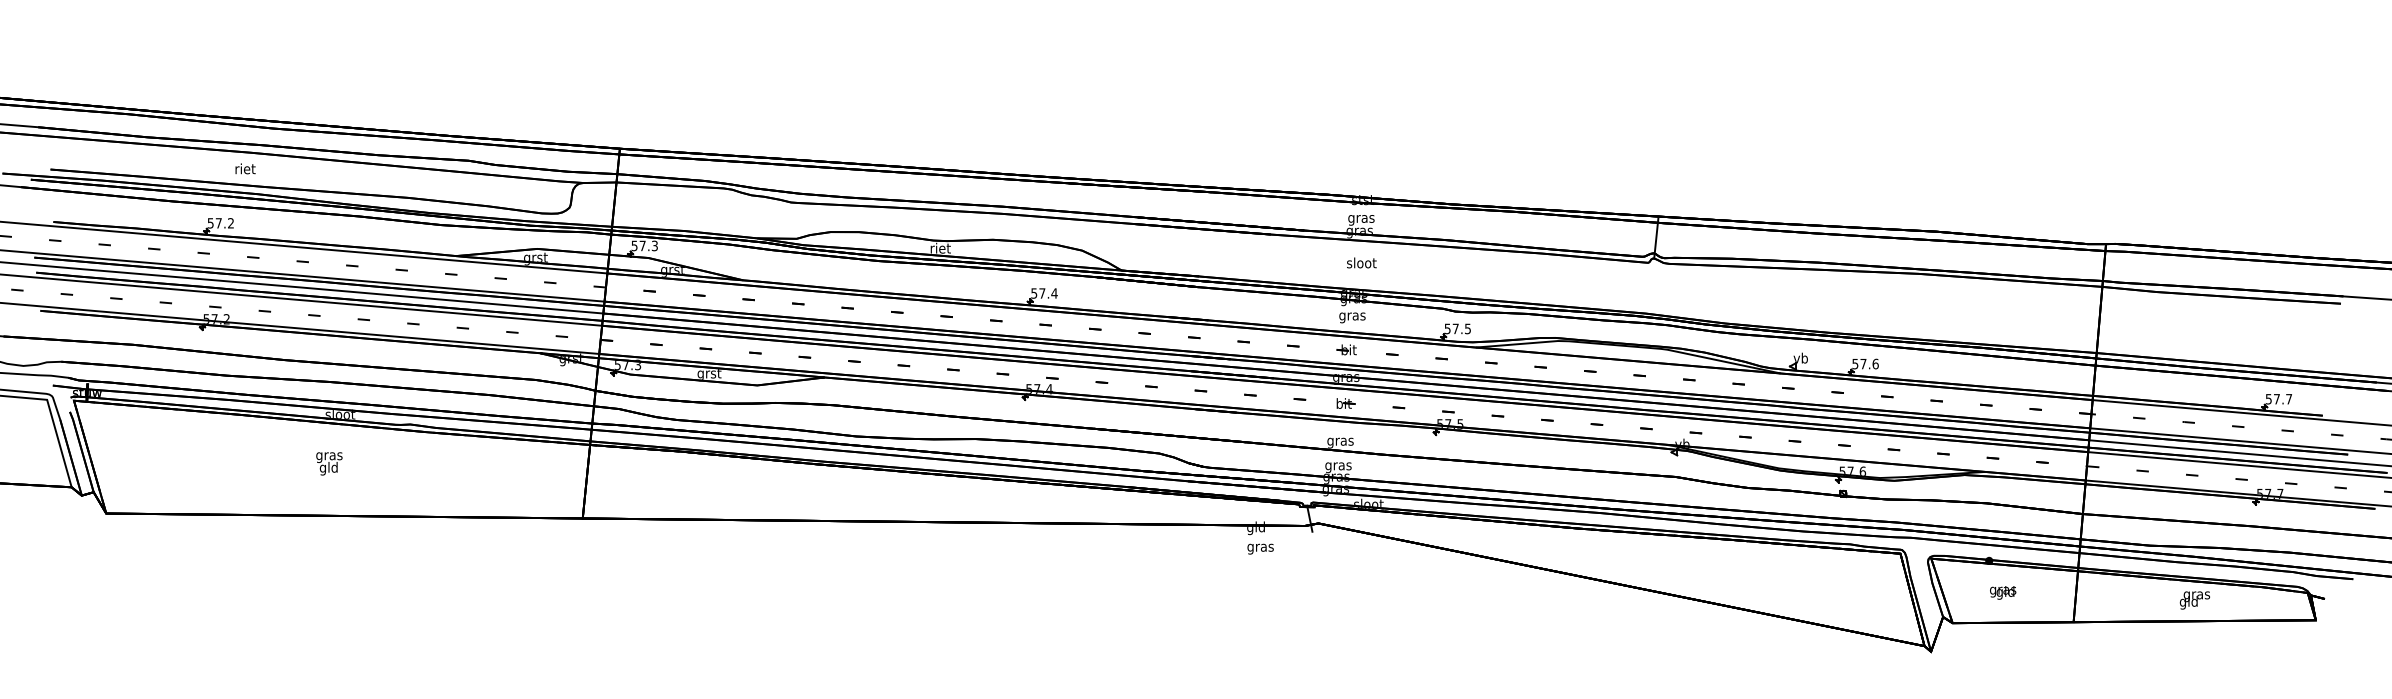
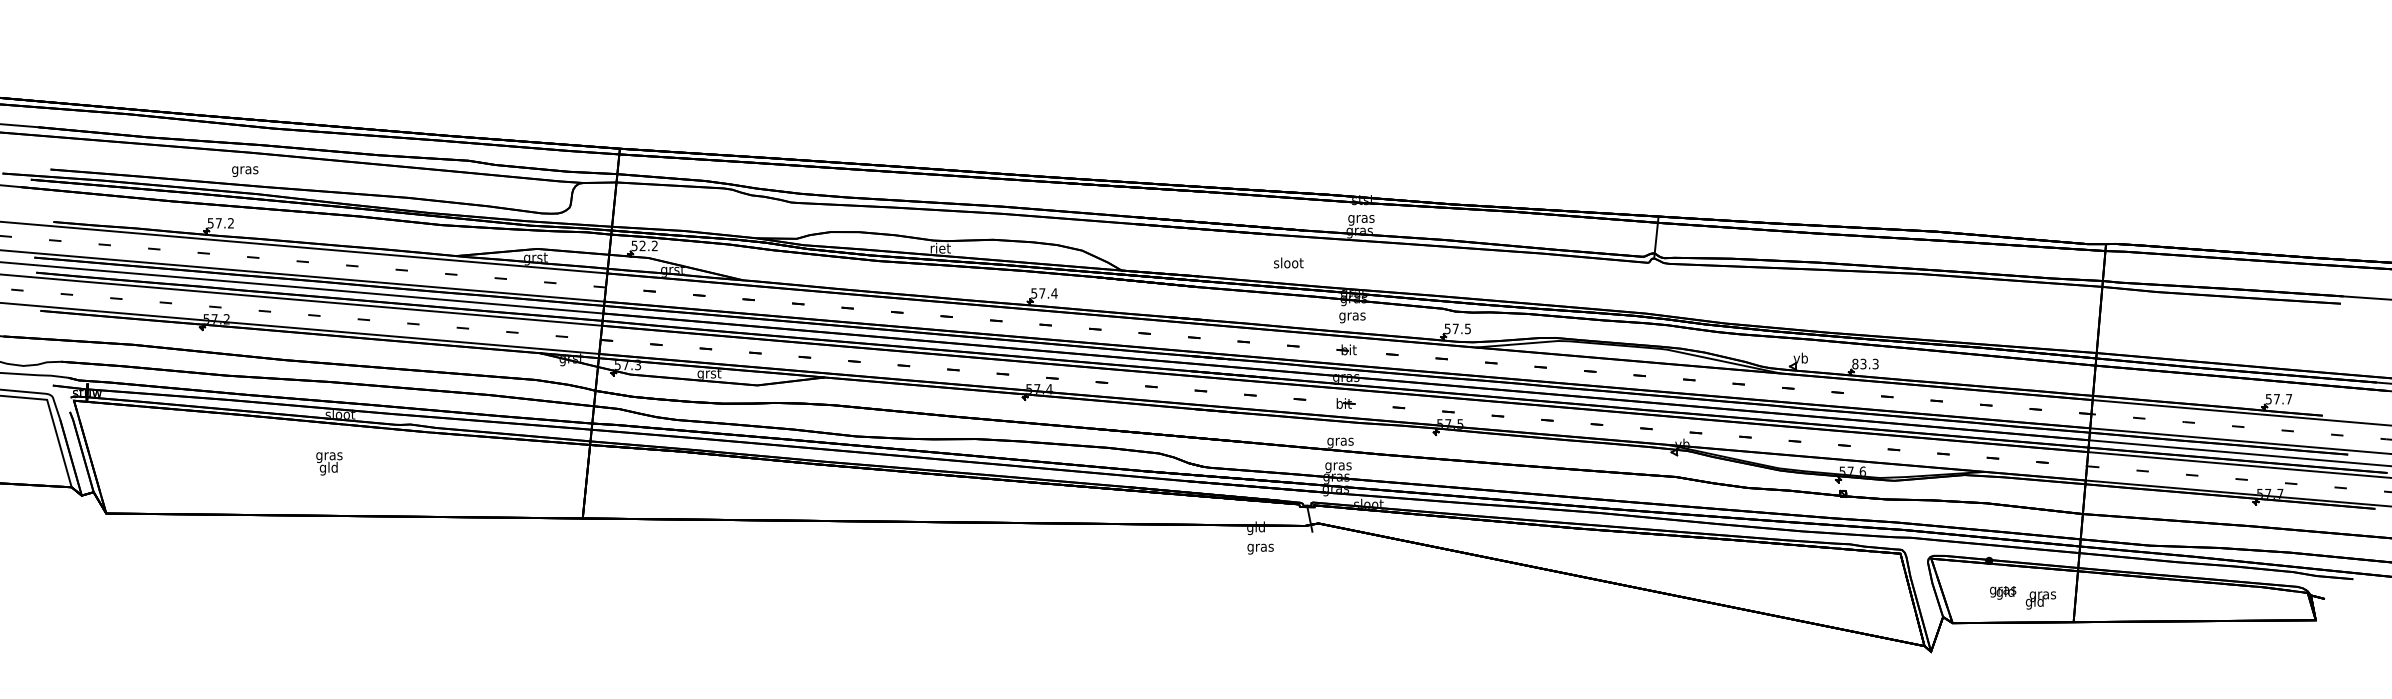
text: riet -> gras (245, 169)
text: 57.3 -> 52.2 (648, 245)
text position: (1361, 262) -> (1288, 262) (1288, 262)
text: 57.6 -> 83.3 (1865, 363)
text position: (2194, 600) -> (2040, 600) (2040, 600)
